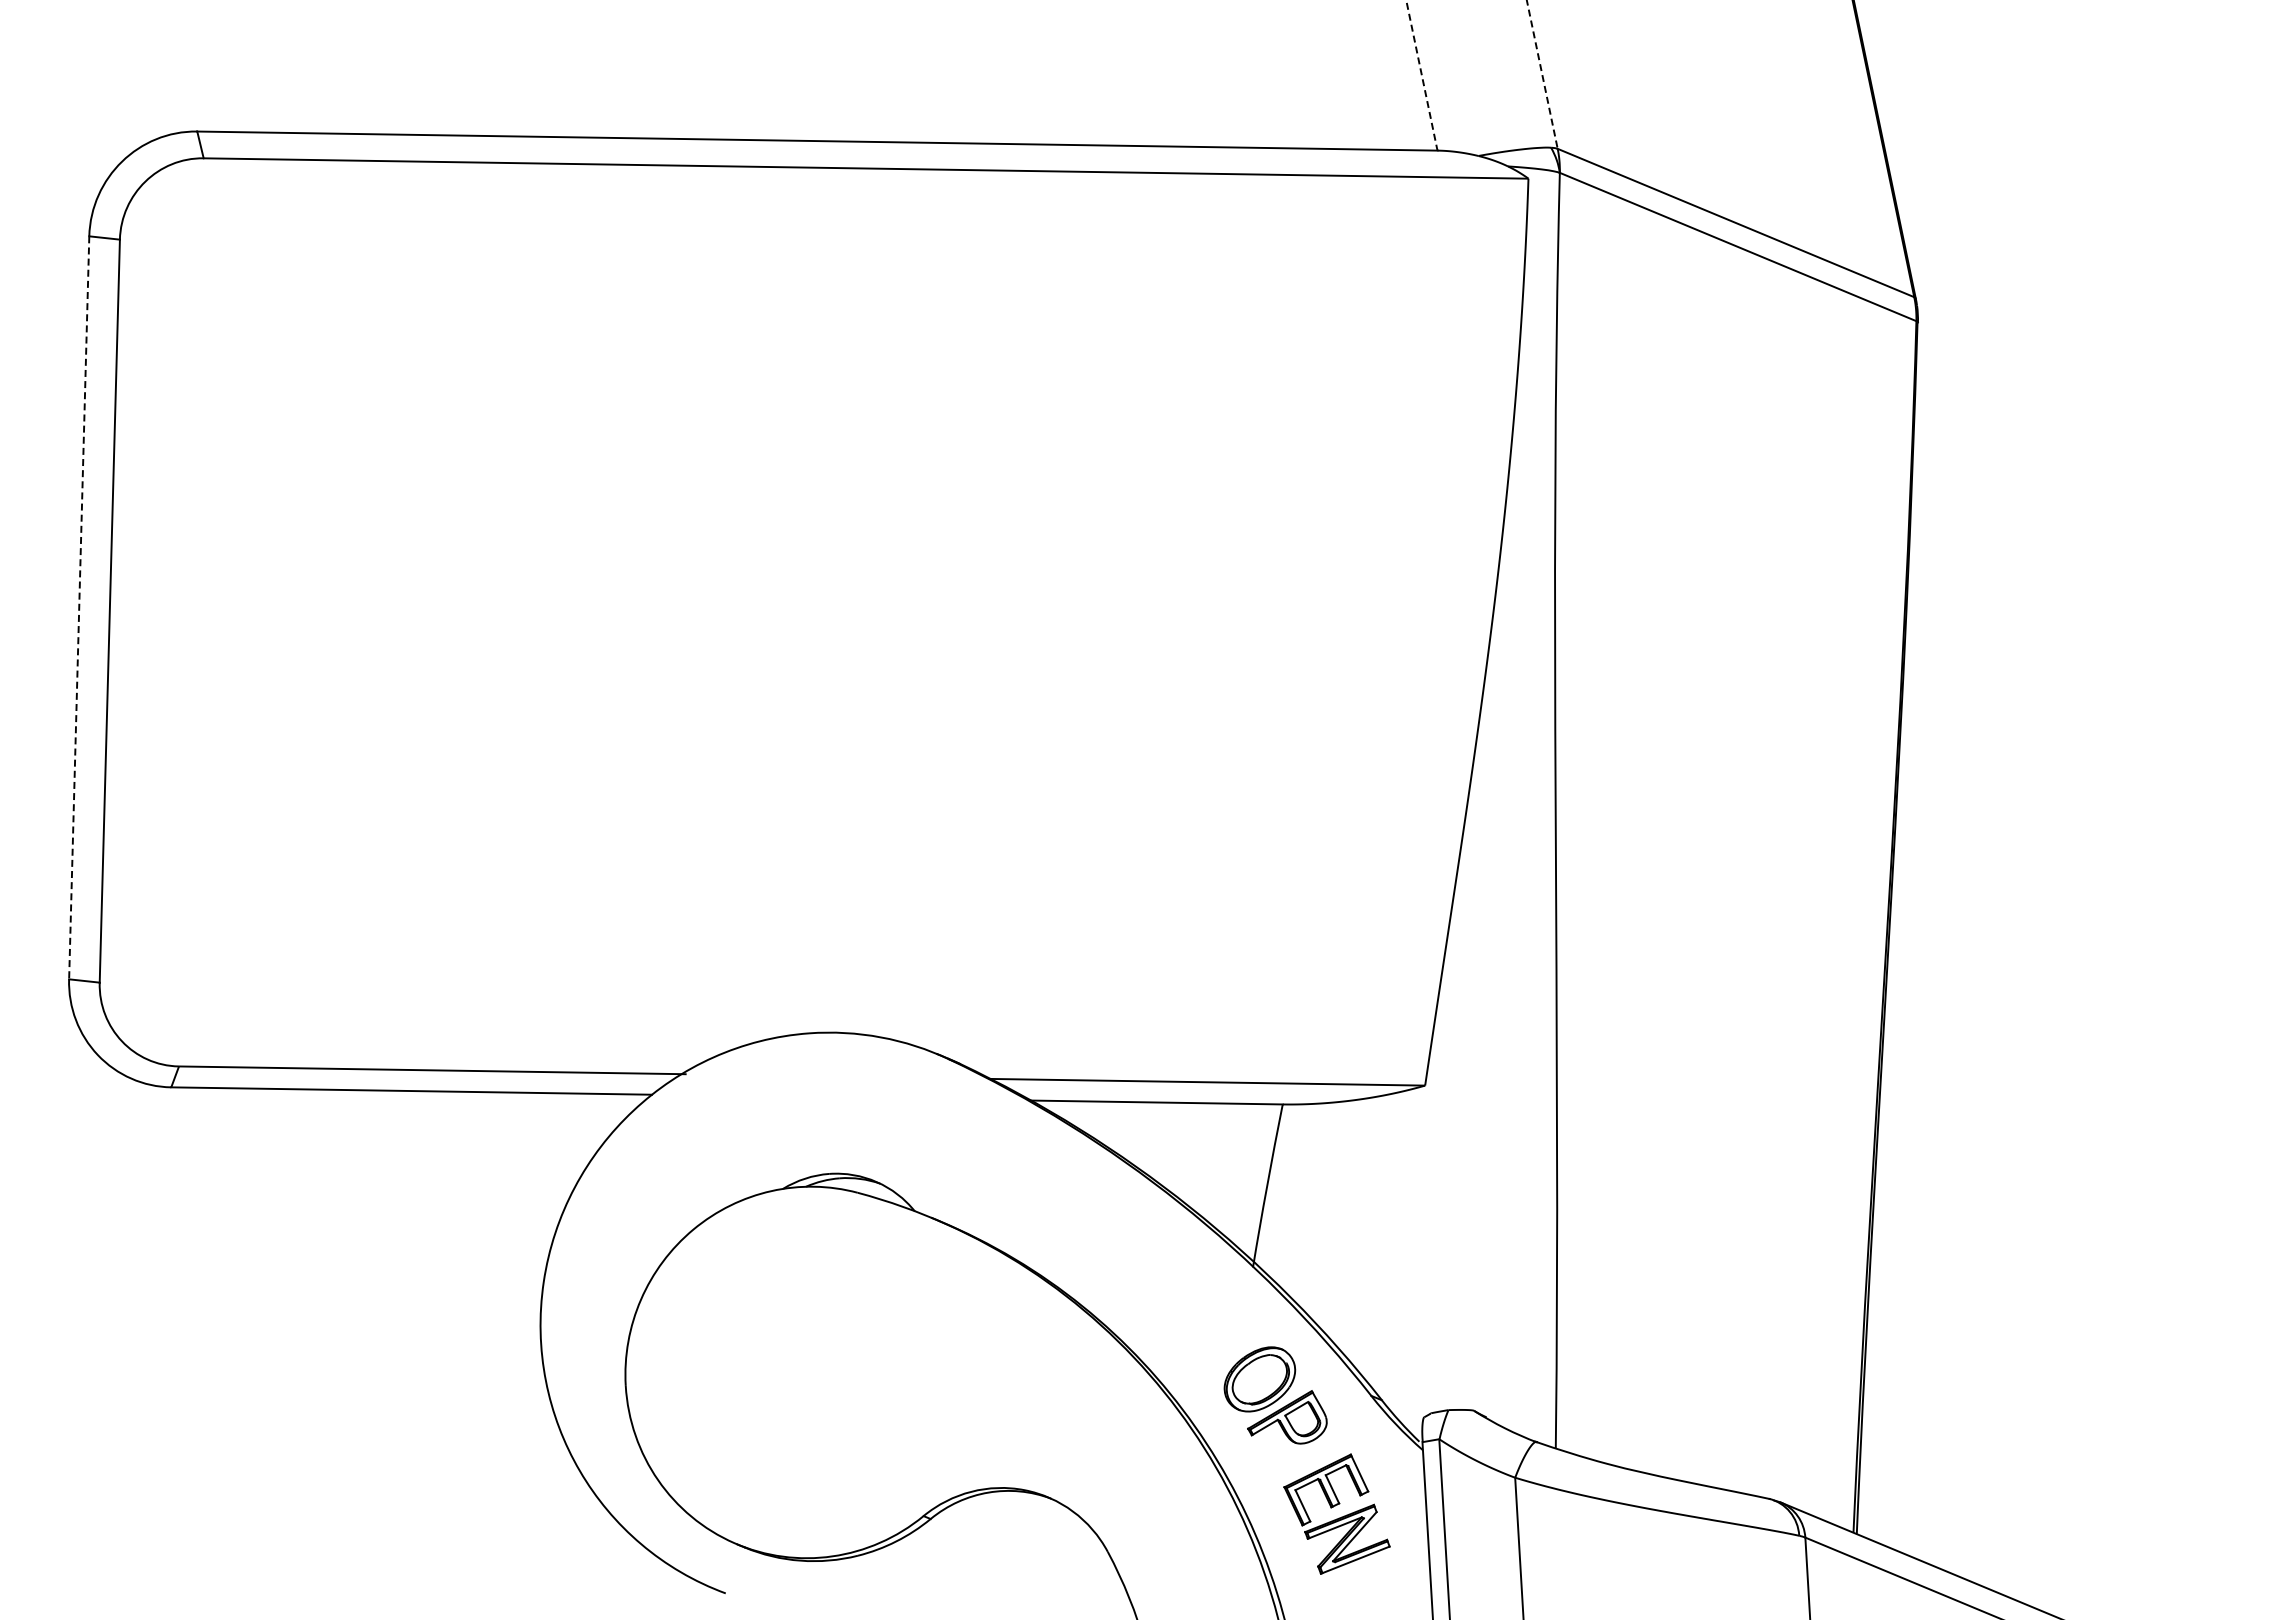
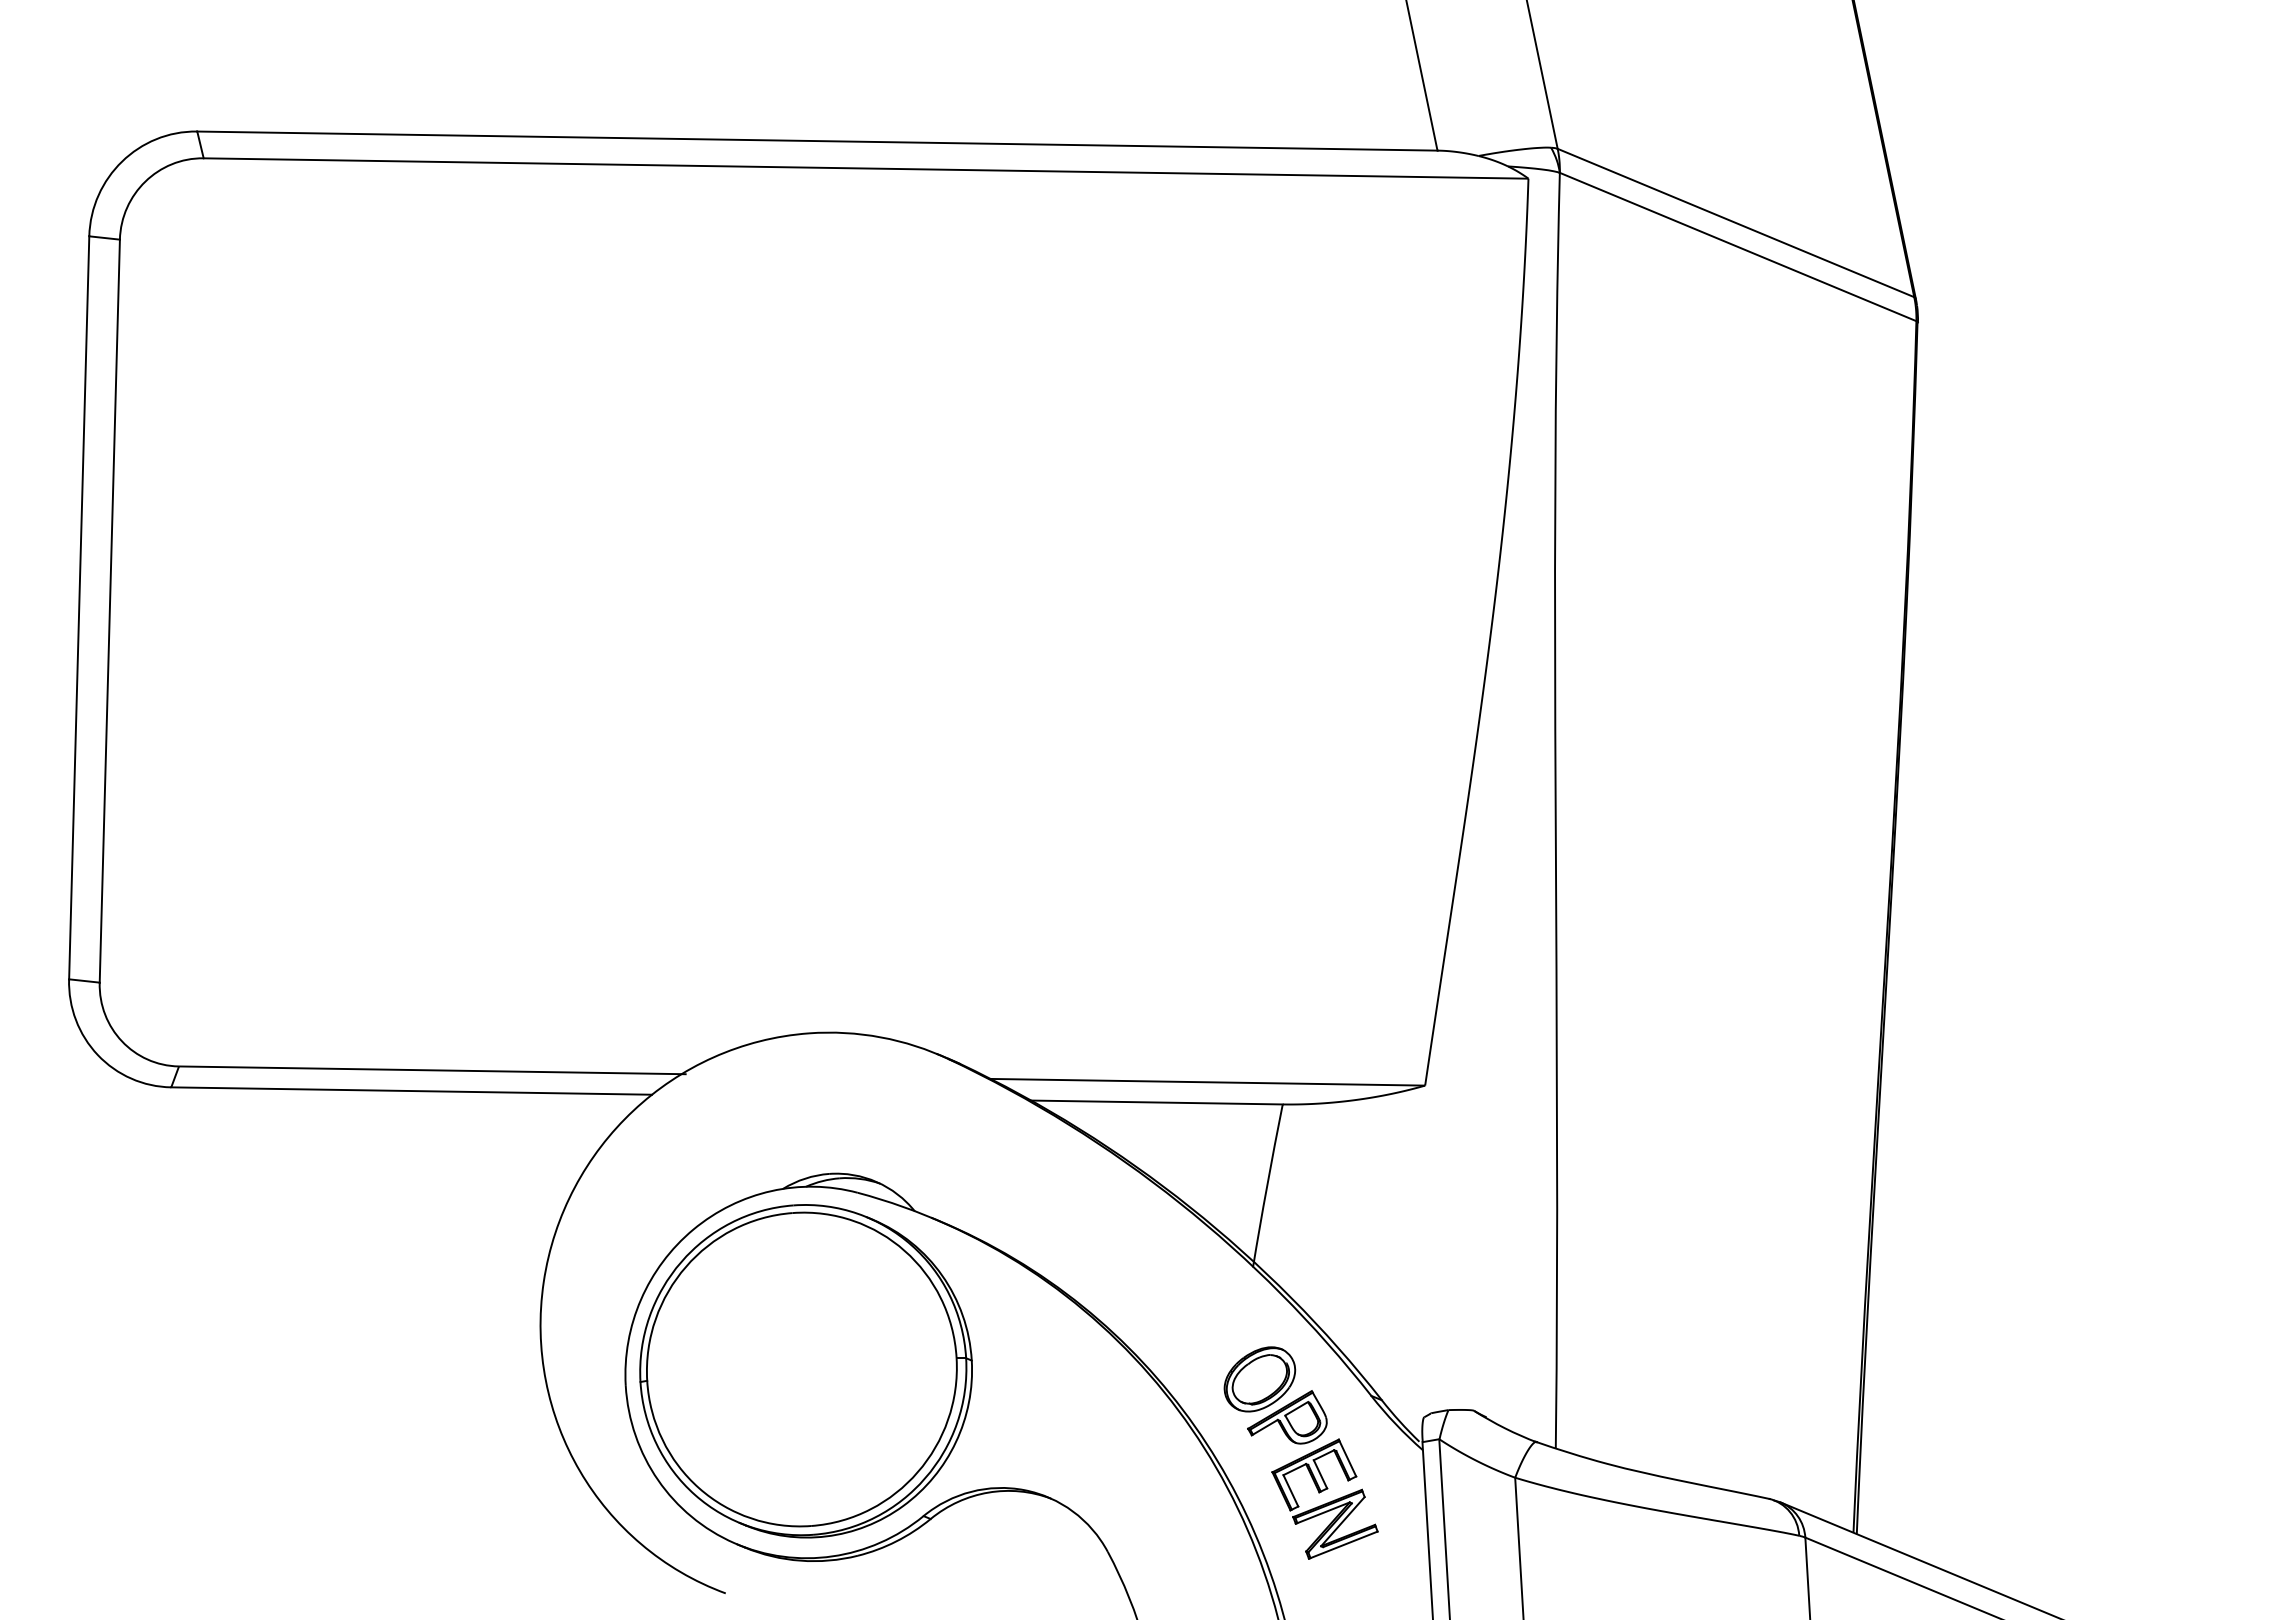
line: dashed -> solid (1542, 74)
line: dashed -> solid (1422, 76)
line: dashed -> solid (79, 607)
part: none -> present (805, 1371)
part position: (1336, 1513) -> (1324, 1498) (1324, 1498)
